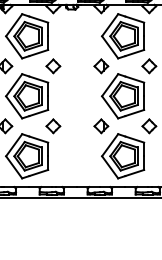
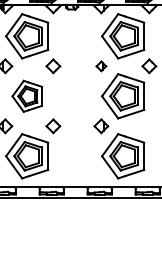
part size: 17x17 px -> 13x13 px (101, 66)
part size: 45x47 px -> 32x34 px (26, 95)
part: present -> none (149, 126)
